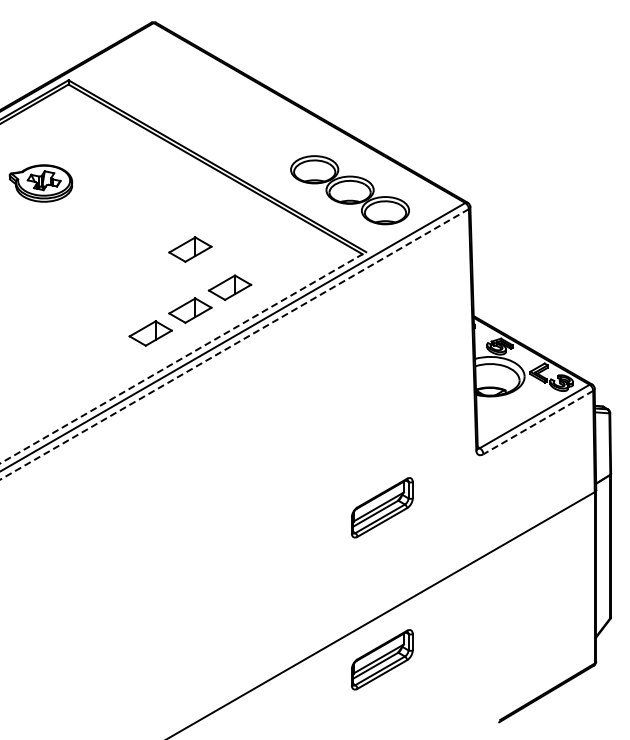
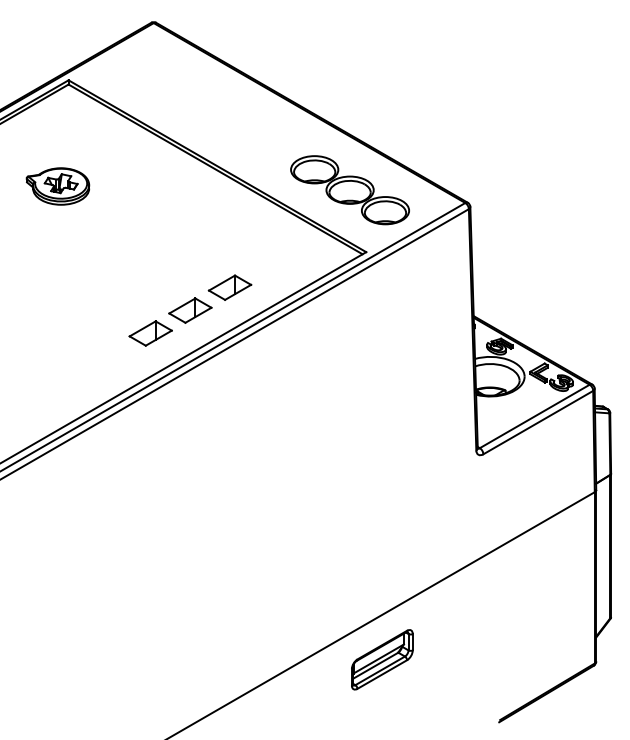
part position: (40, 183) -> (57, 186) (57, 186)
part: present -> none (190, 249)
line: dashed -> solid (234, 344)
line: dashed -> solid (183, 357)
line: dashed -> solid (537, 422)
part: present -> none (382, 507)
